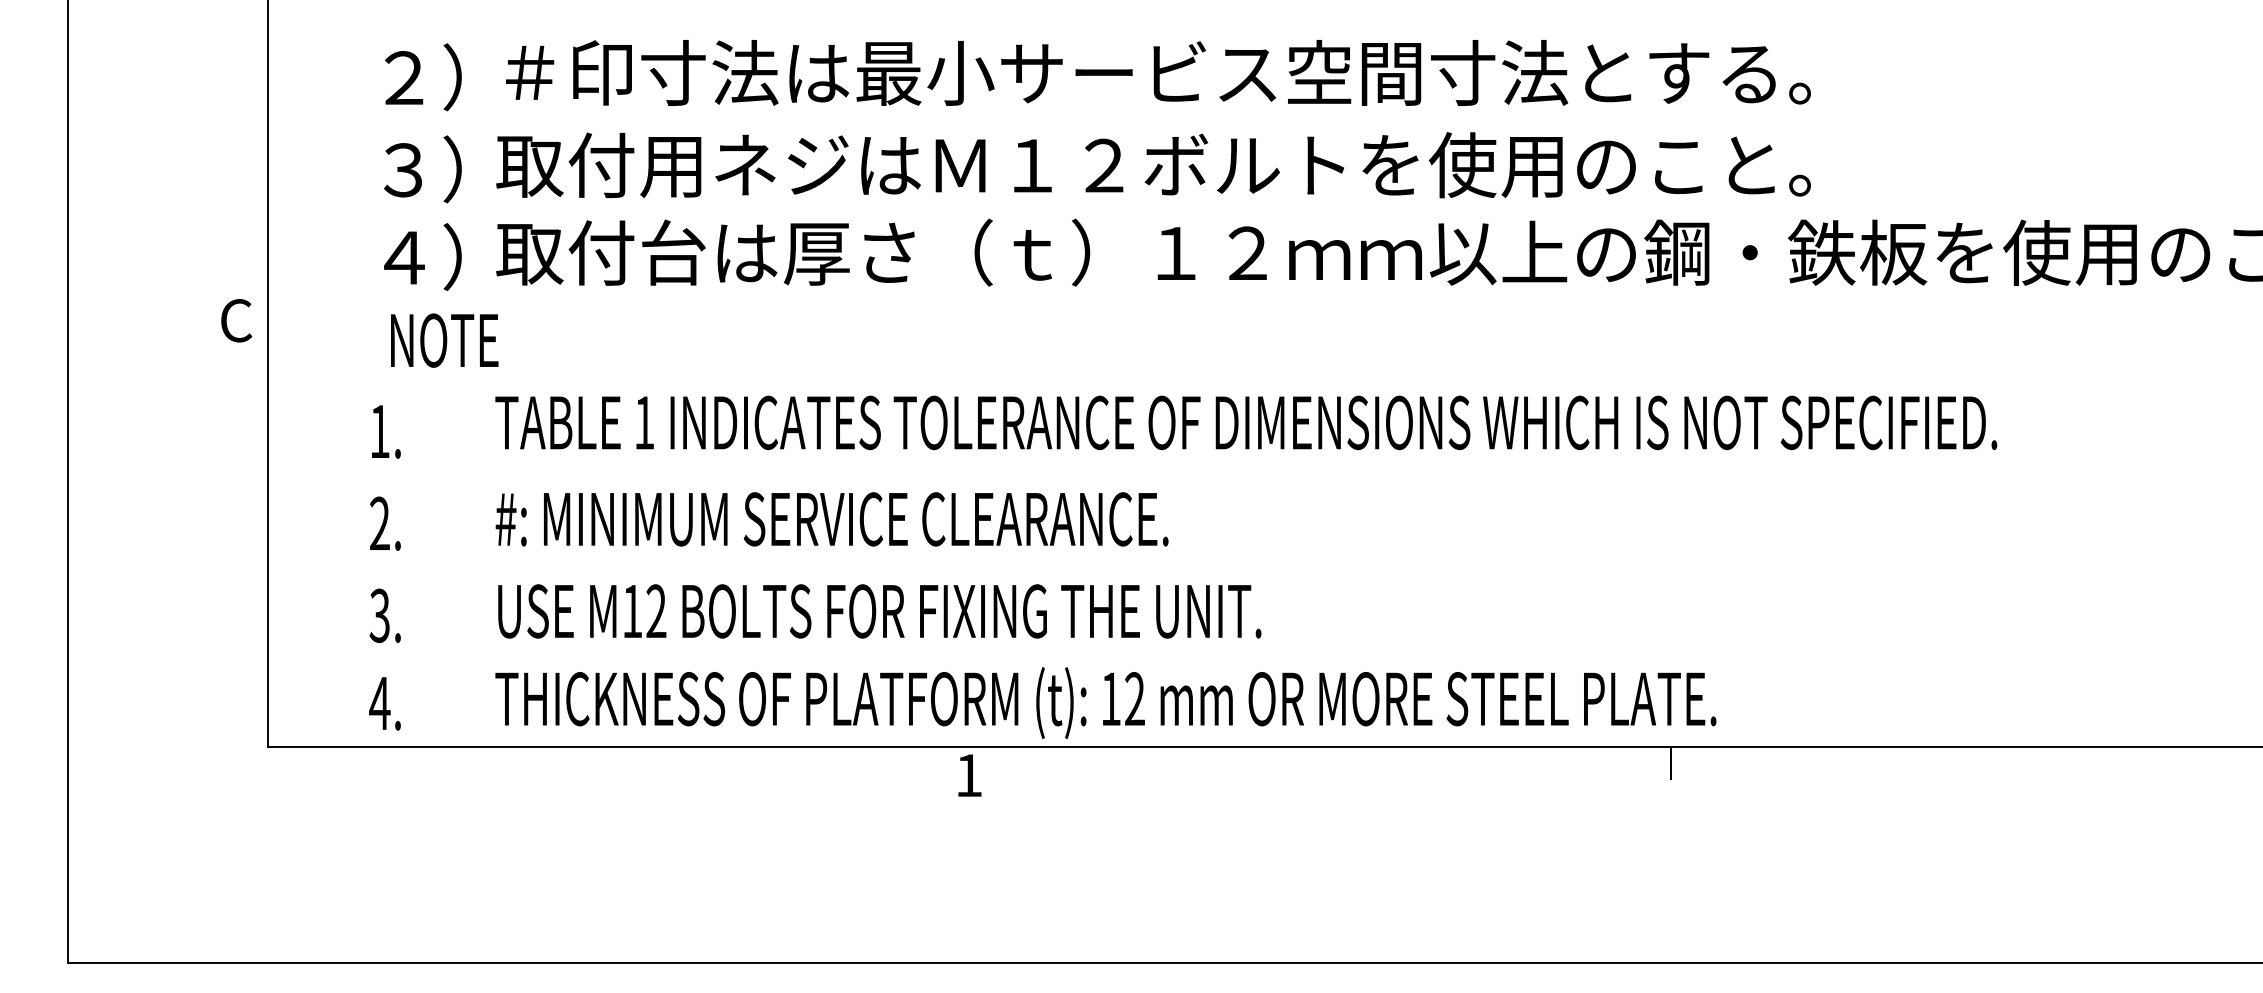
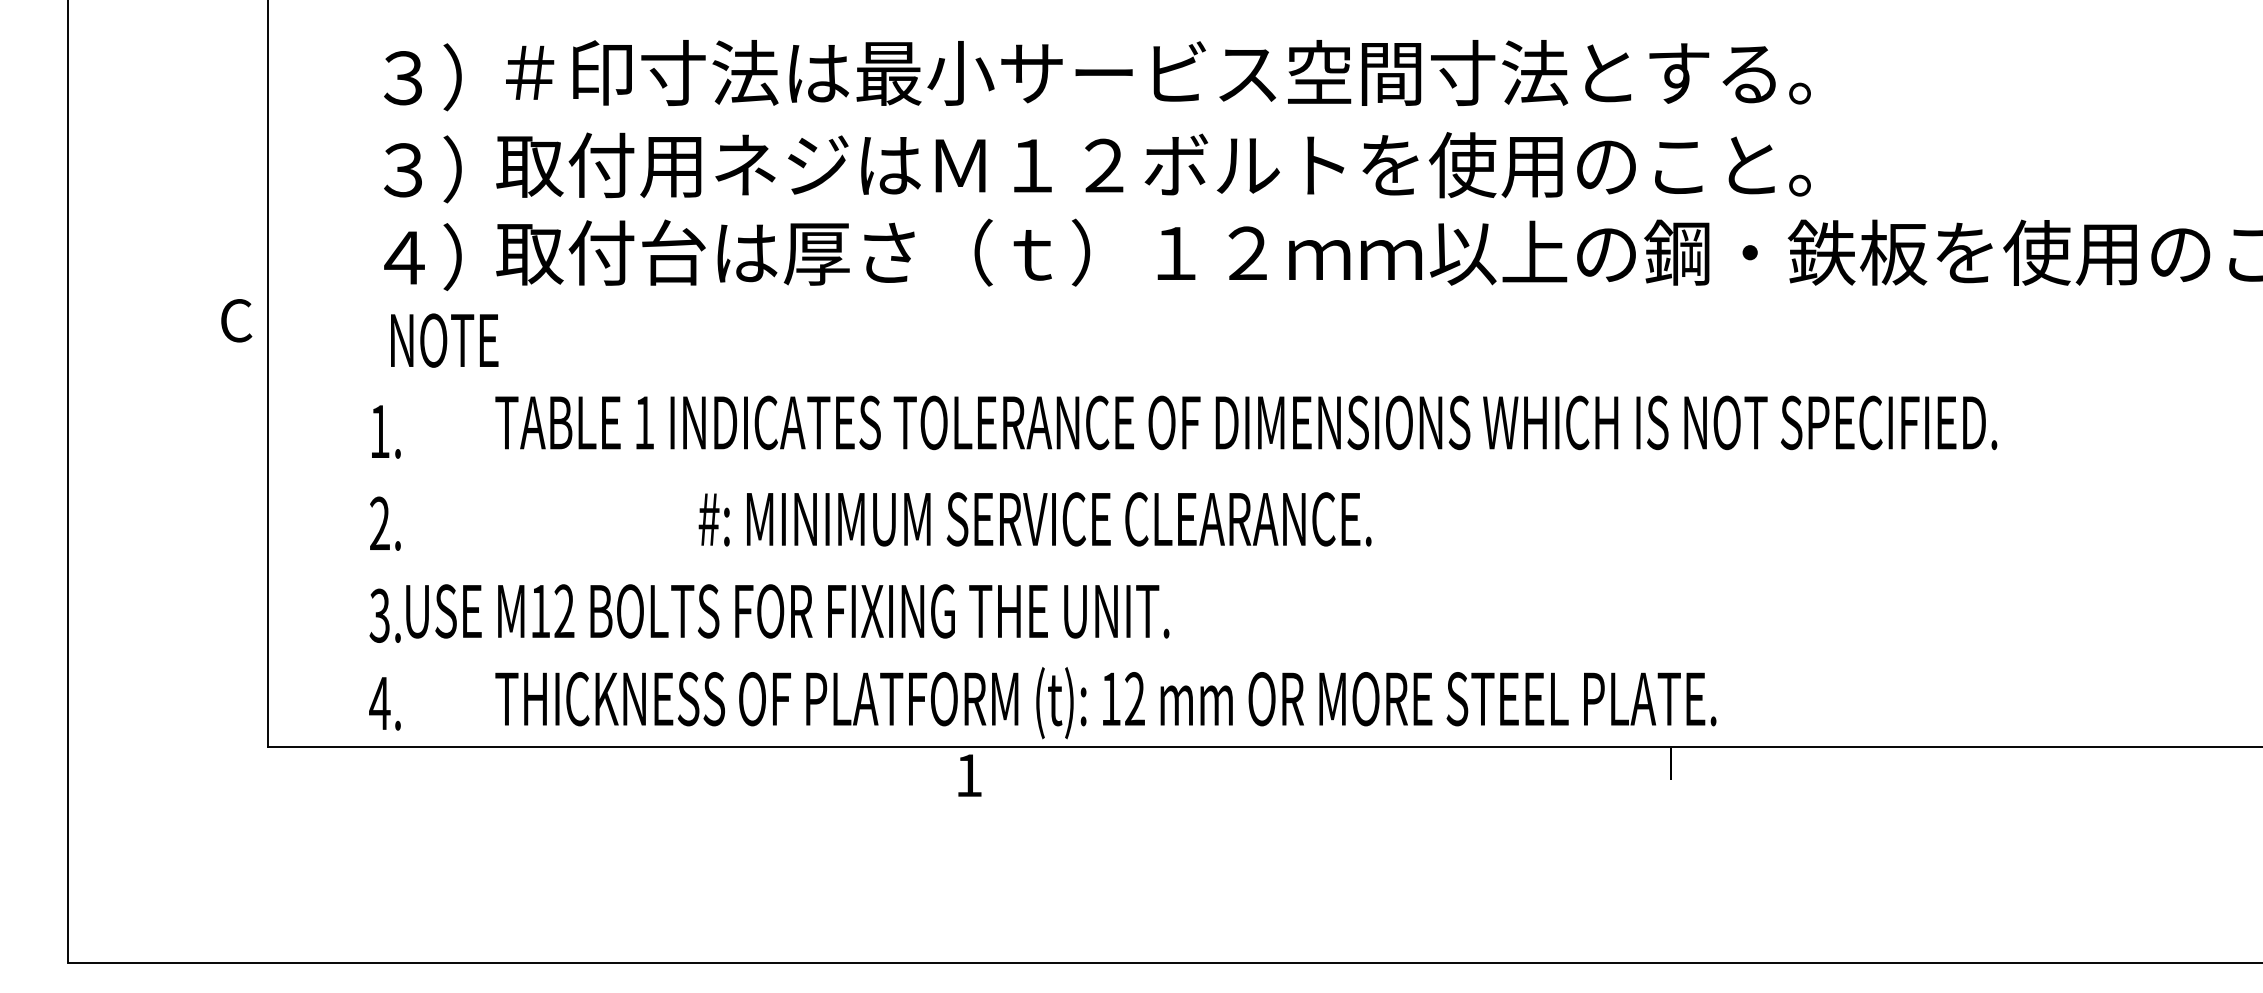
text: ２） -> ３） (403, 78)
text position: (831, 519) -> (1034, 519) (1034, 519)
text position: (879, 611) -> (787, 611) (787, 611)
